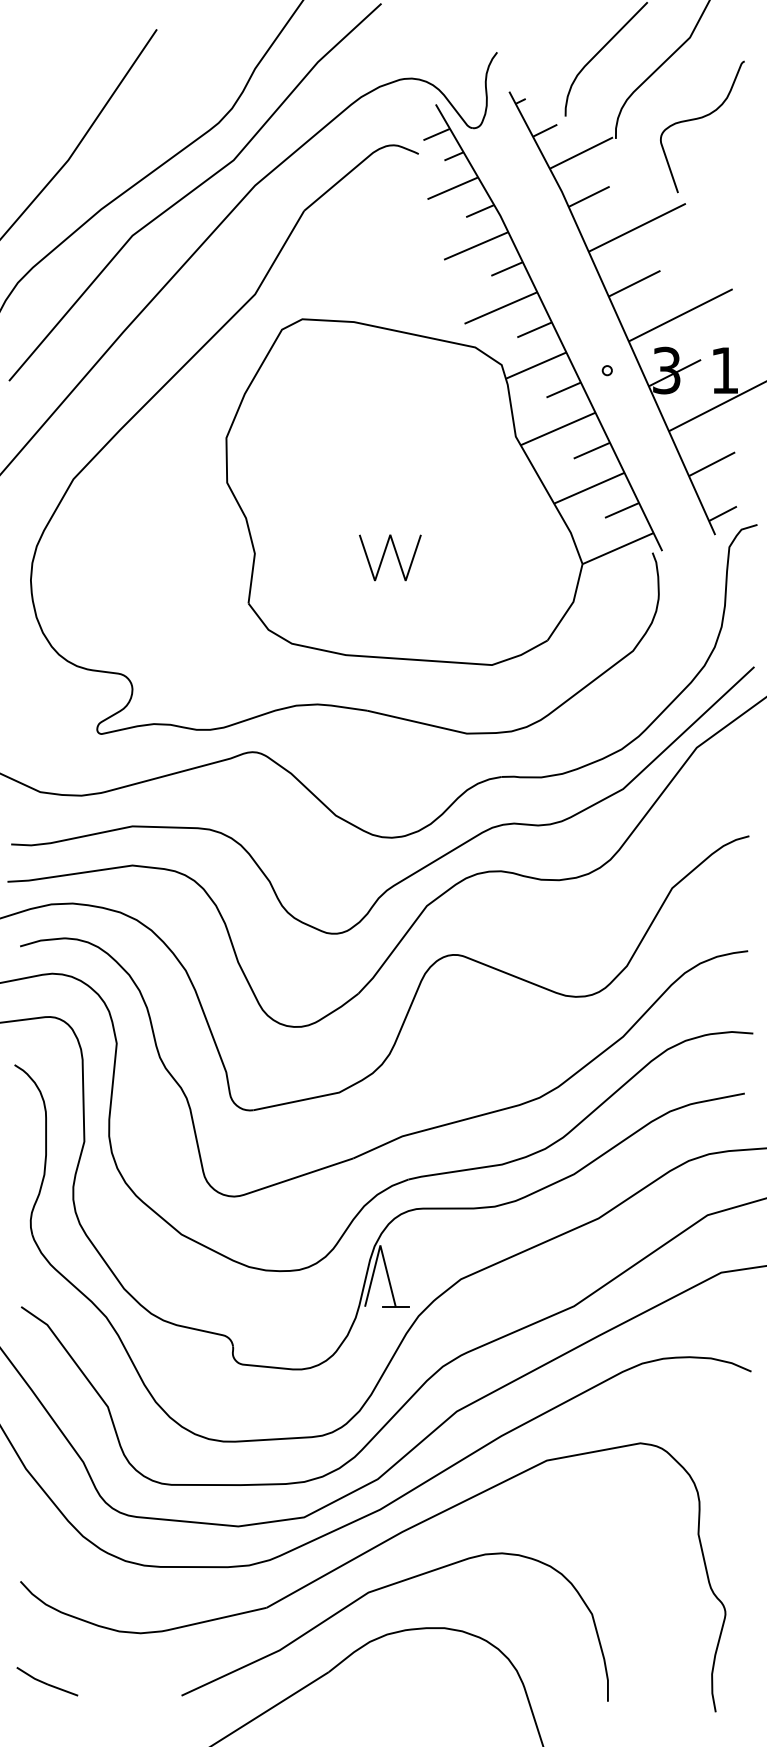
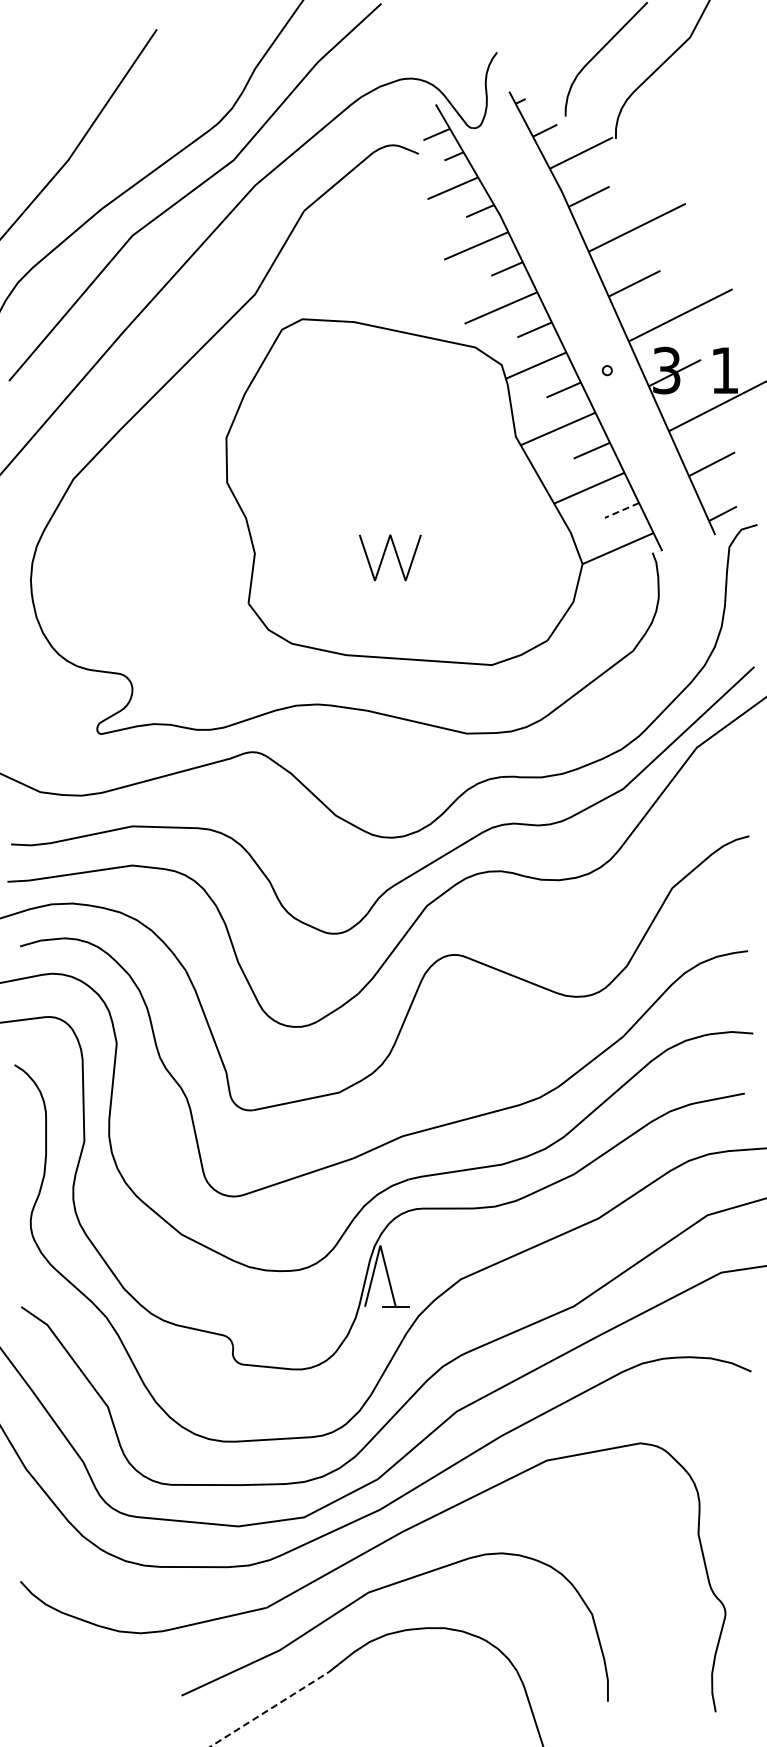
curve: present -> none (702, 118)
line: solid -> dashed (622, 510)
part: present -> none (47, 1681)
line: solid -> dashed (269, 1709)
